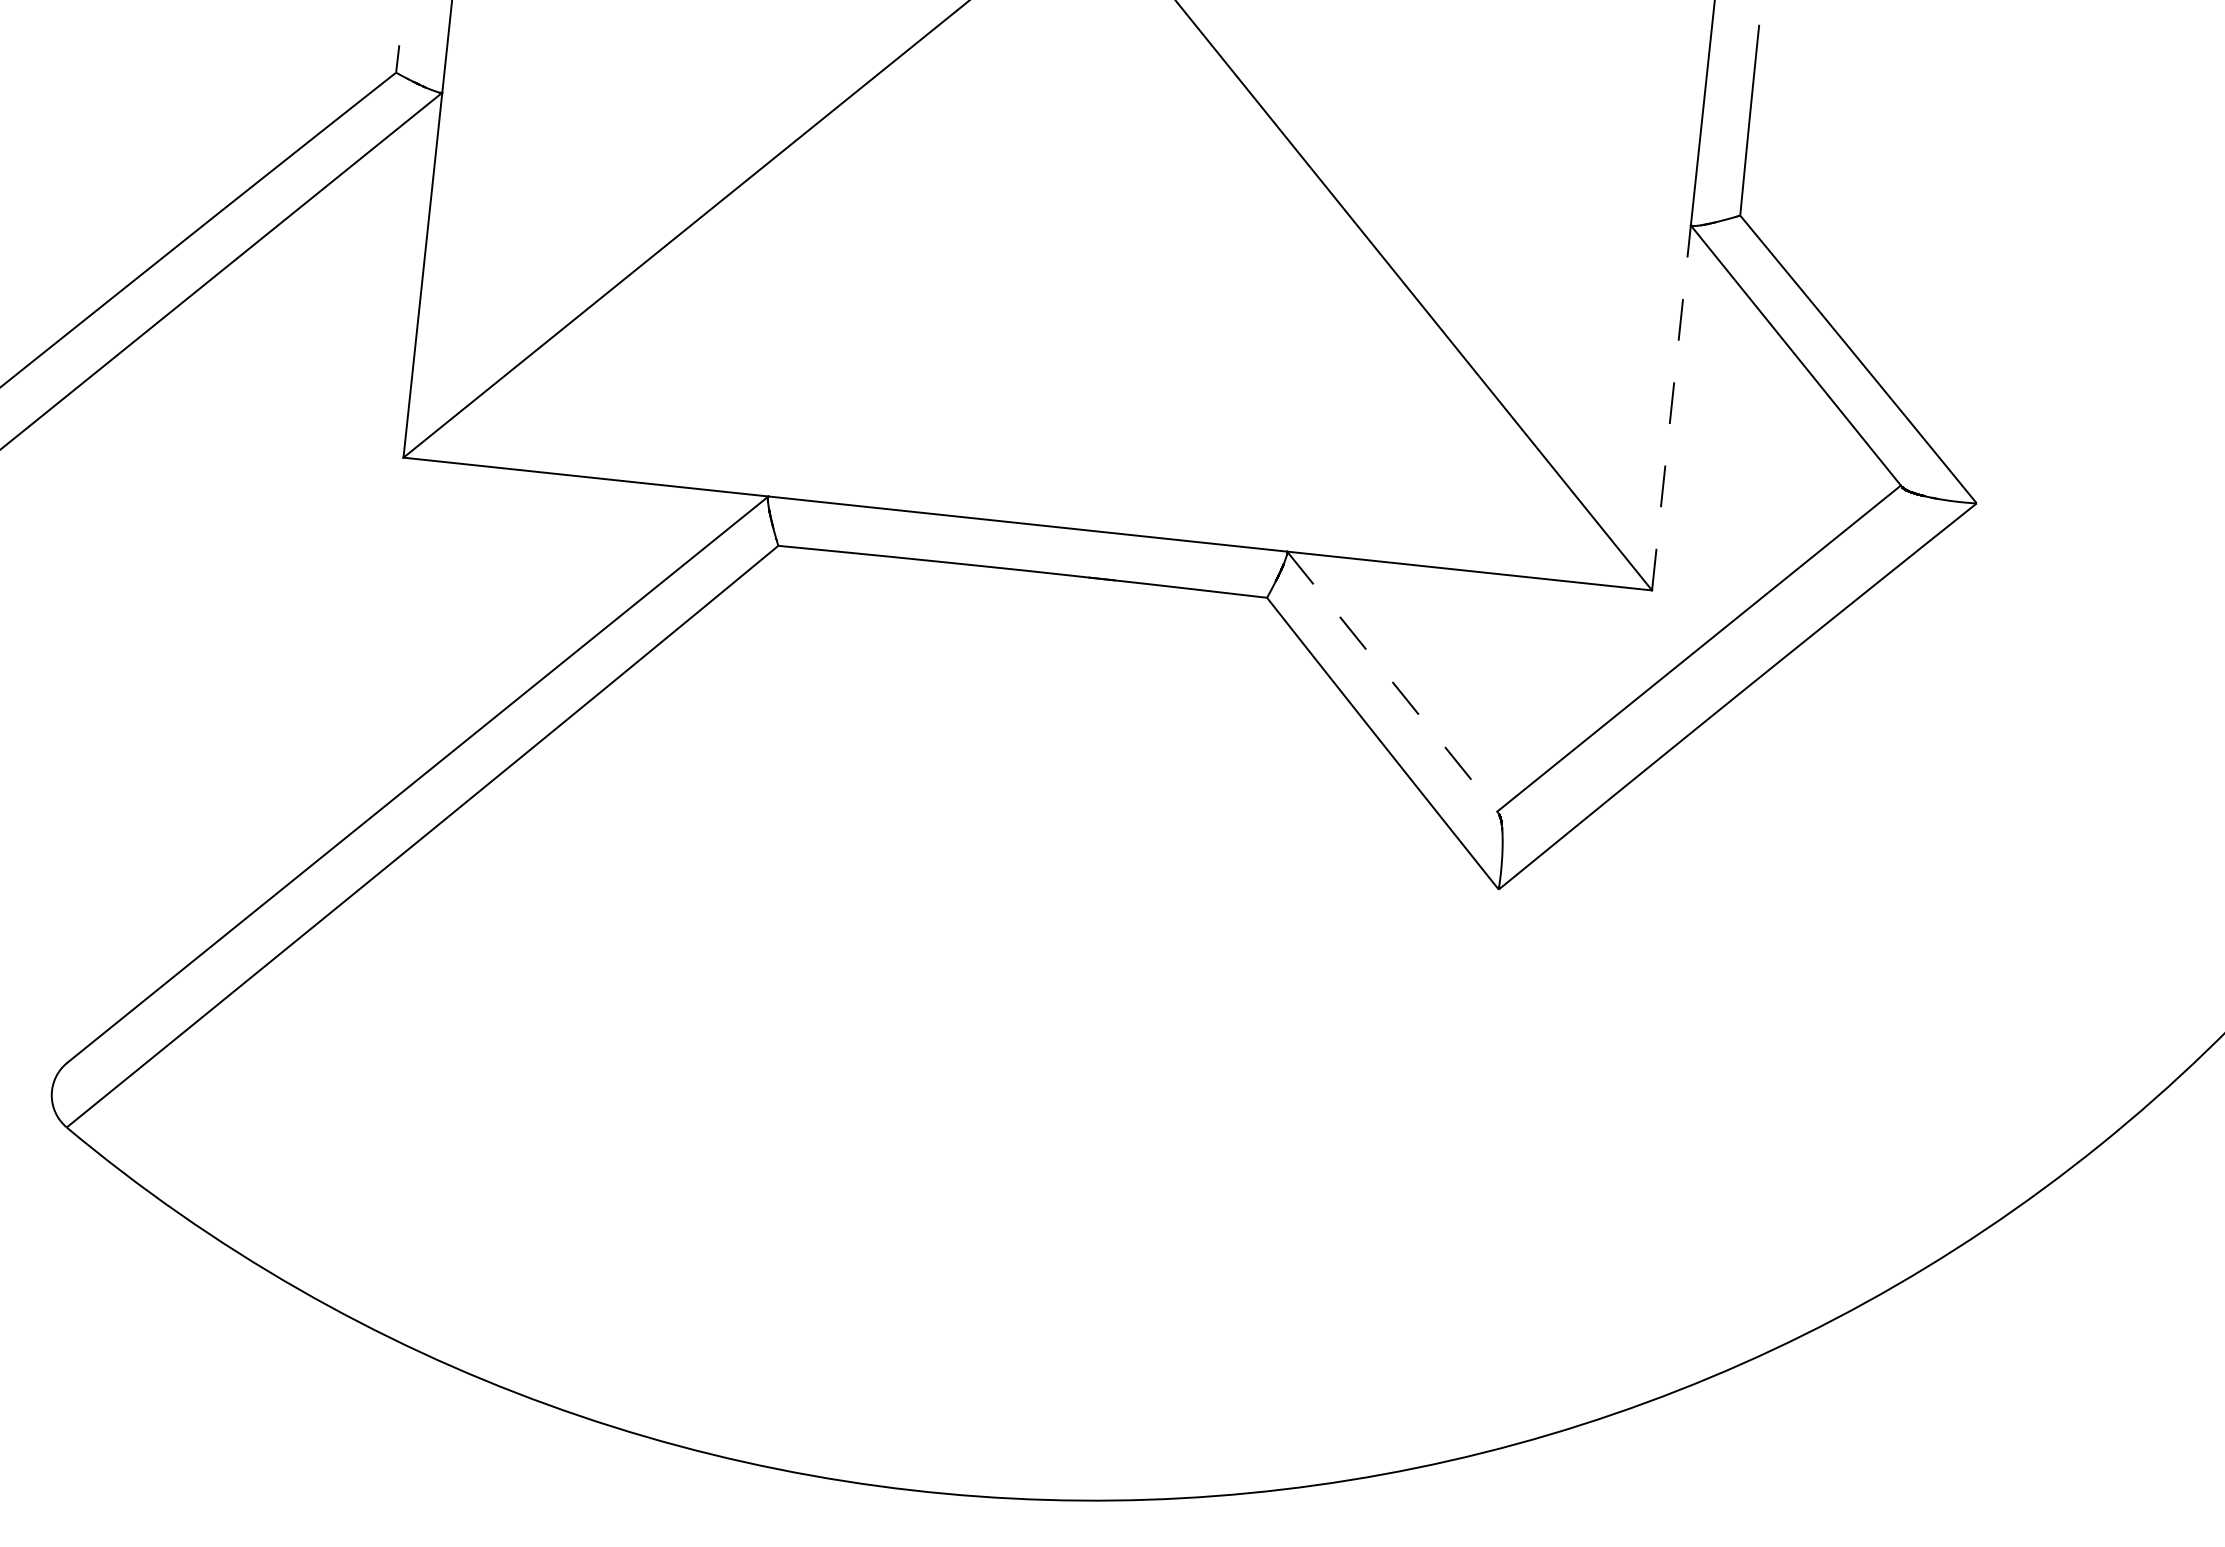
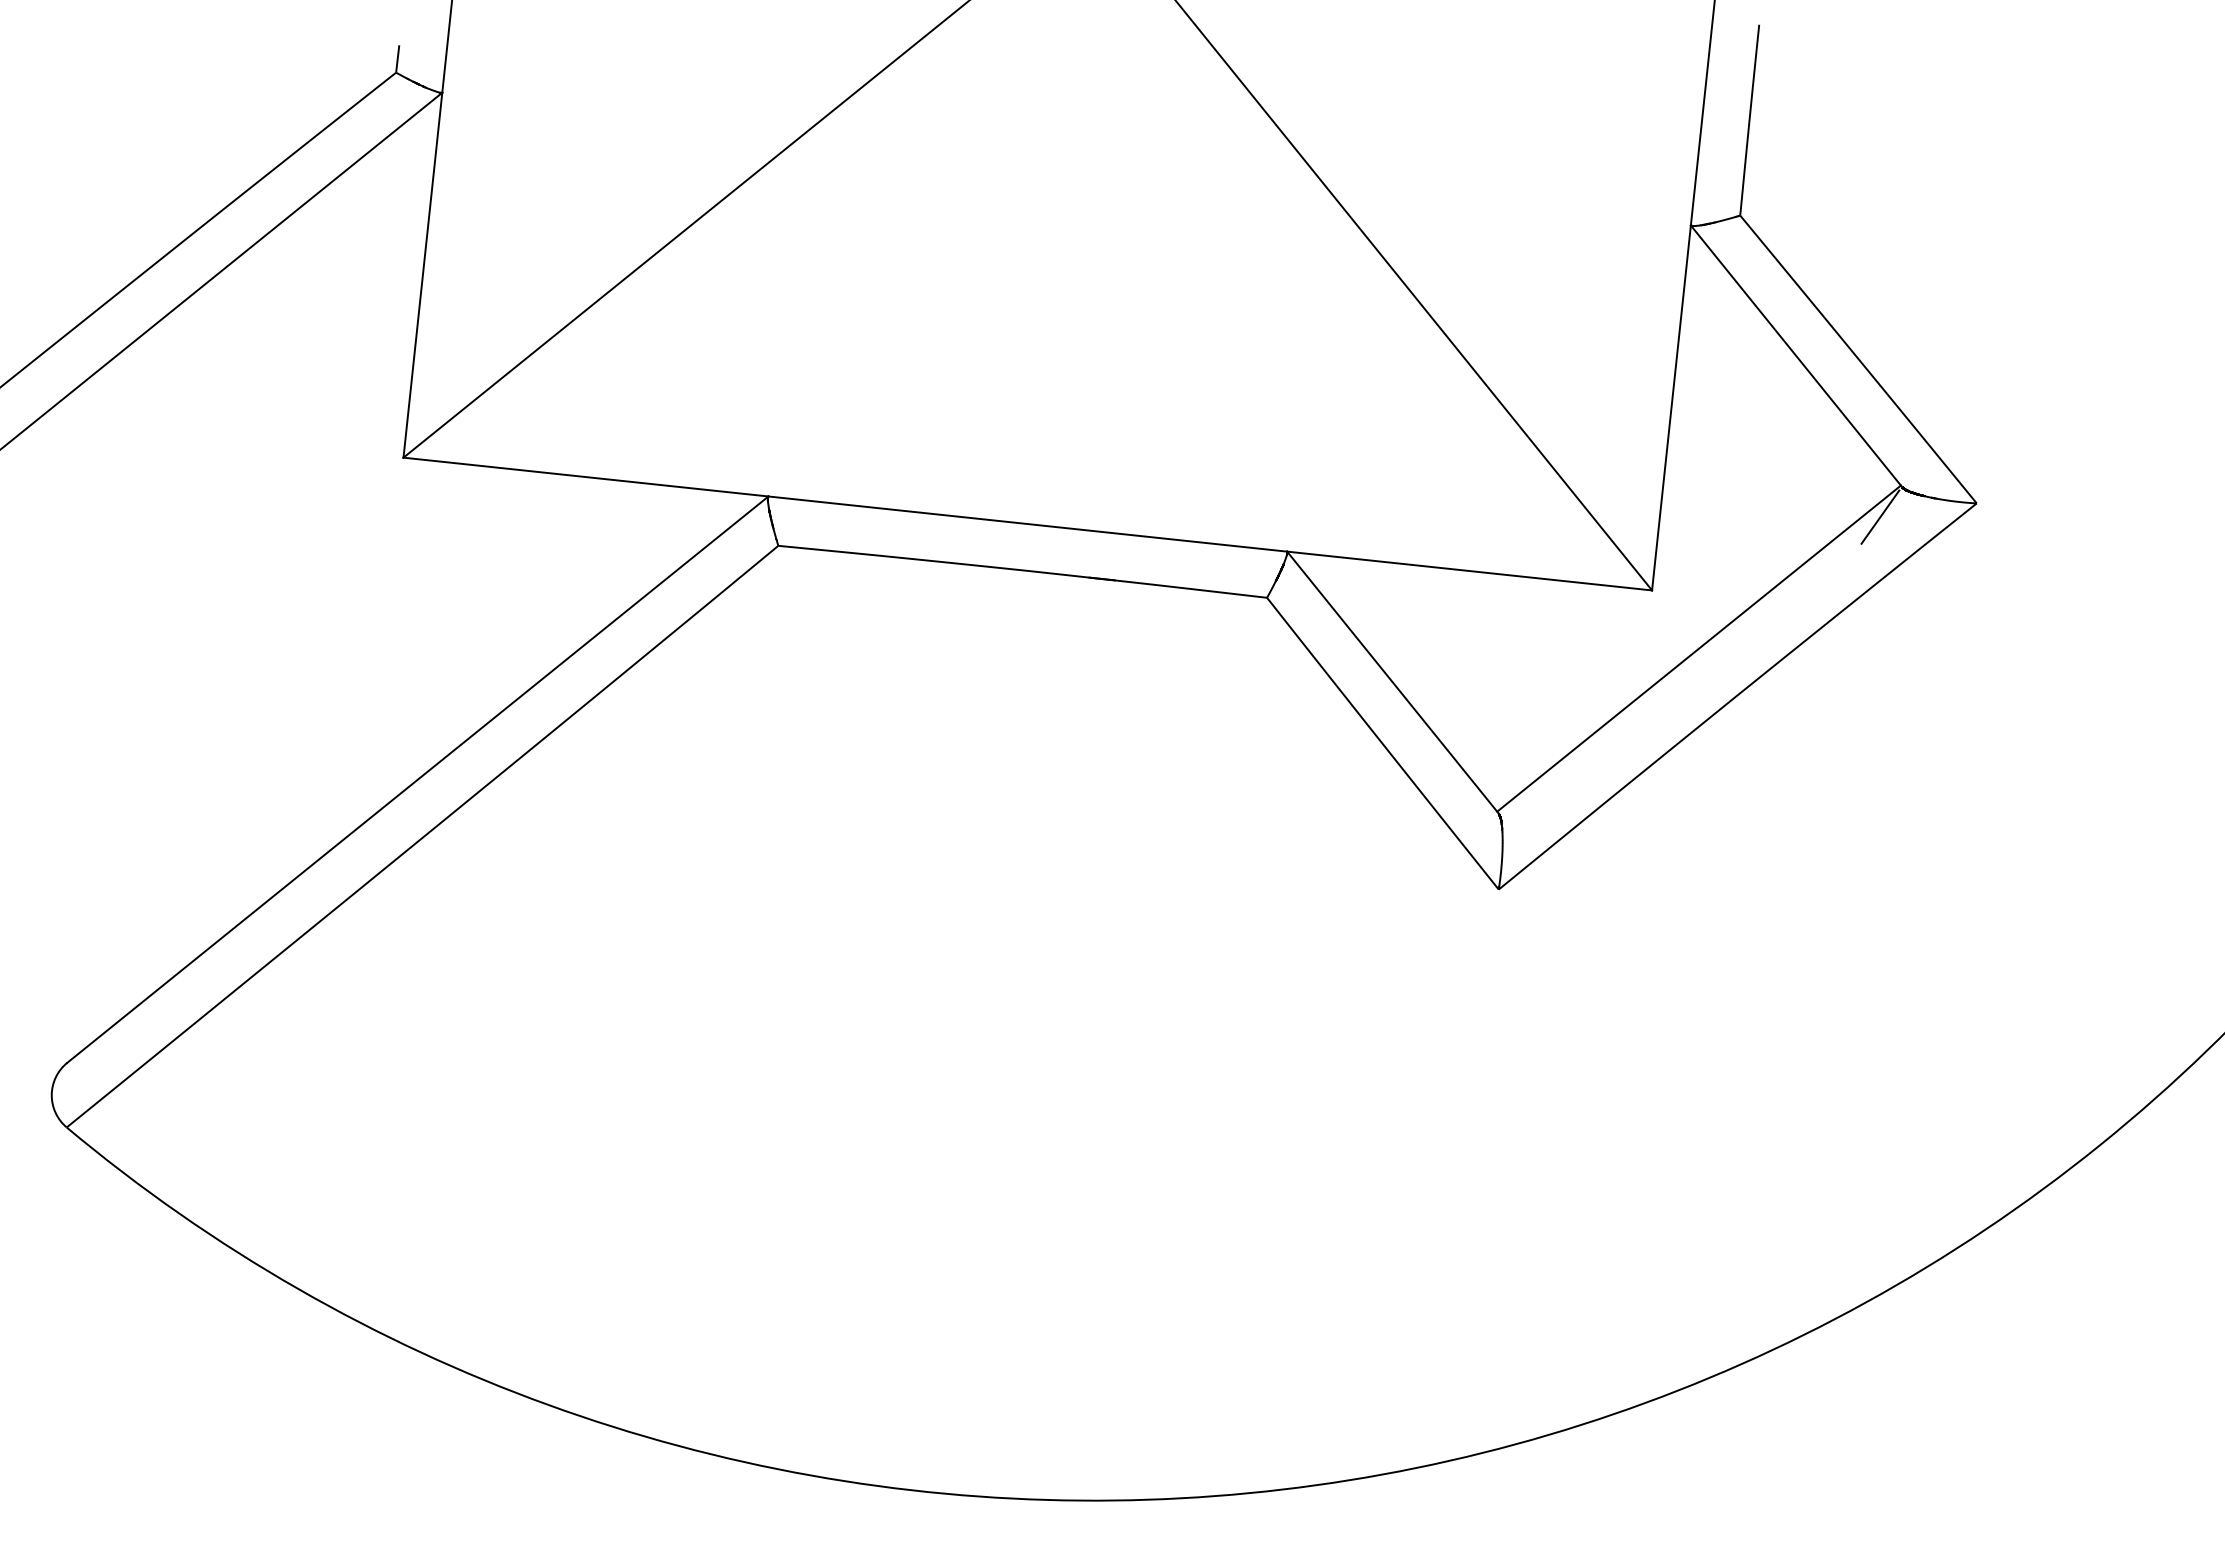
line: dashed -> solid (1671, 407)
line: none -> present (1880, 516)
line: dashed -> solid (1393, 683)
